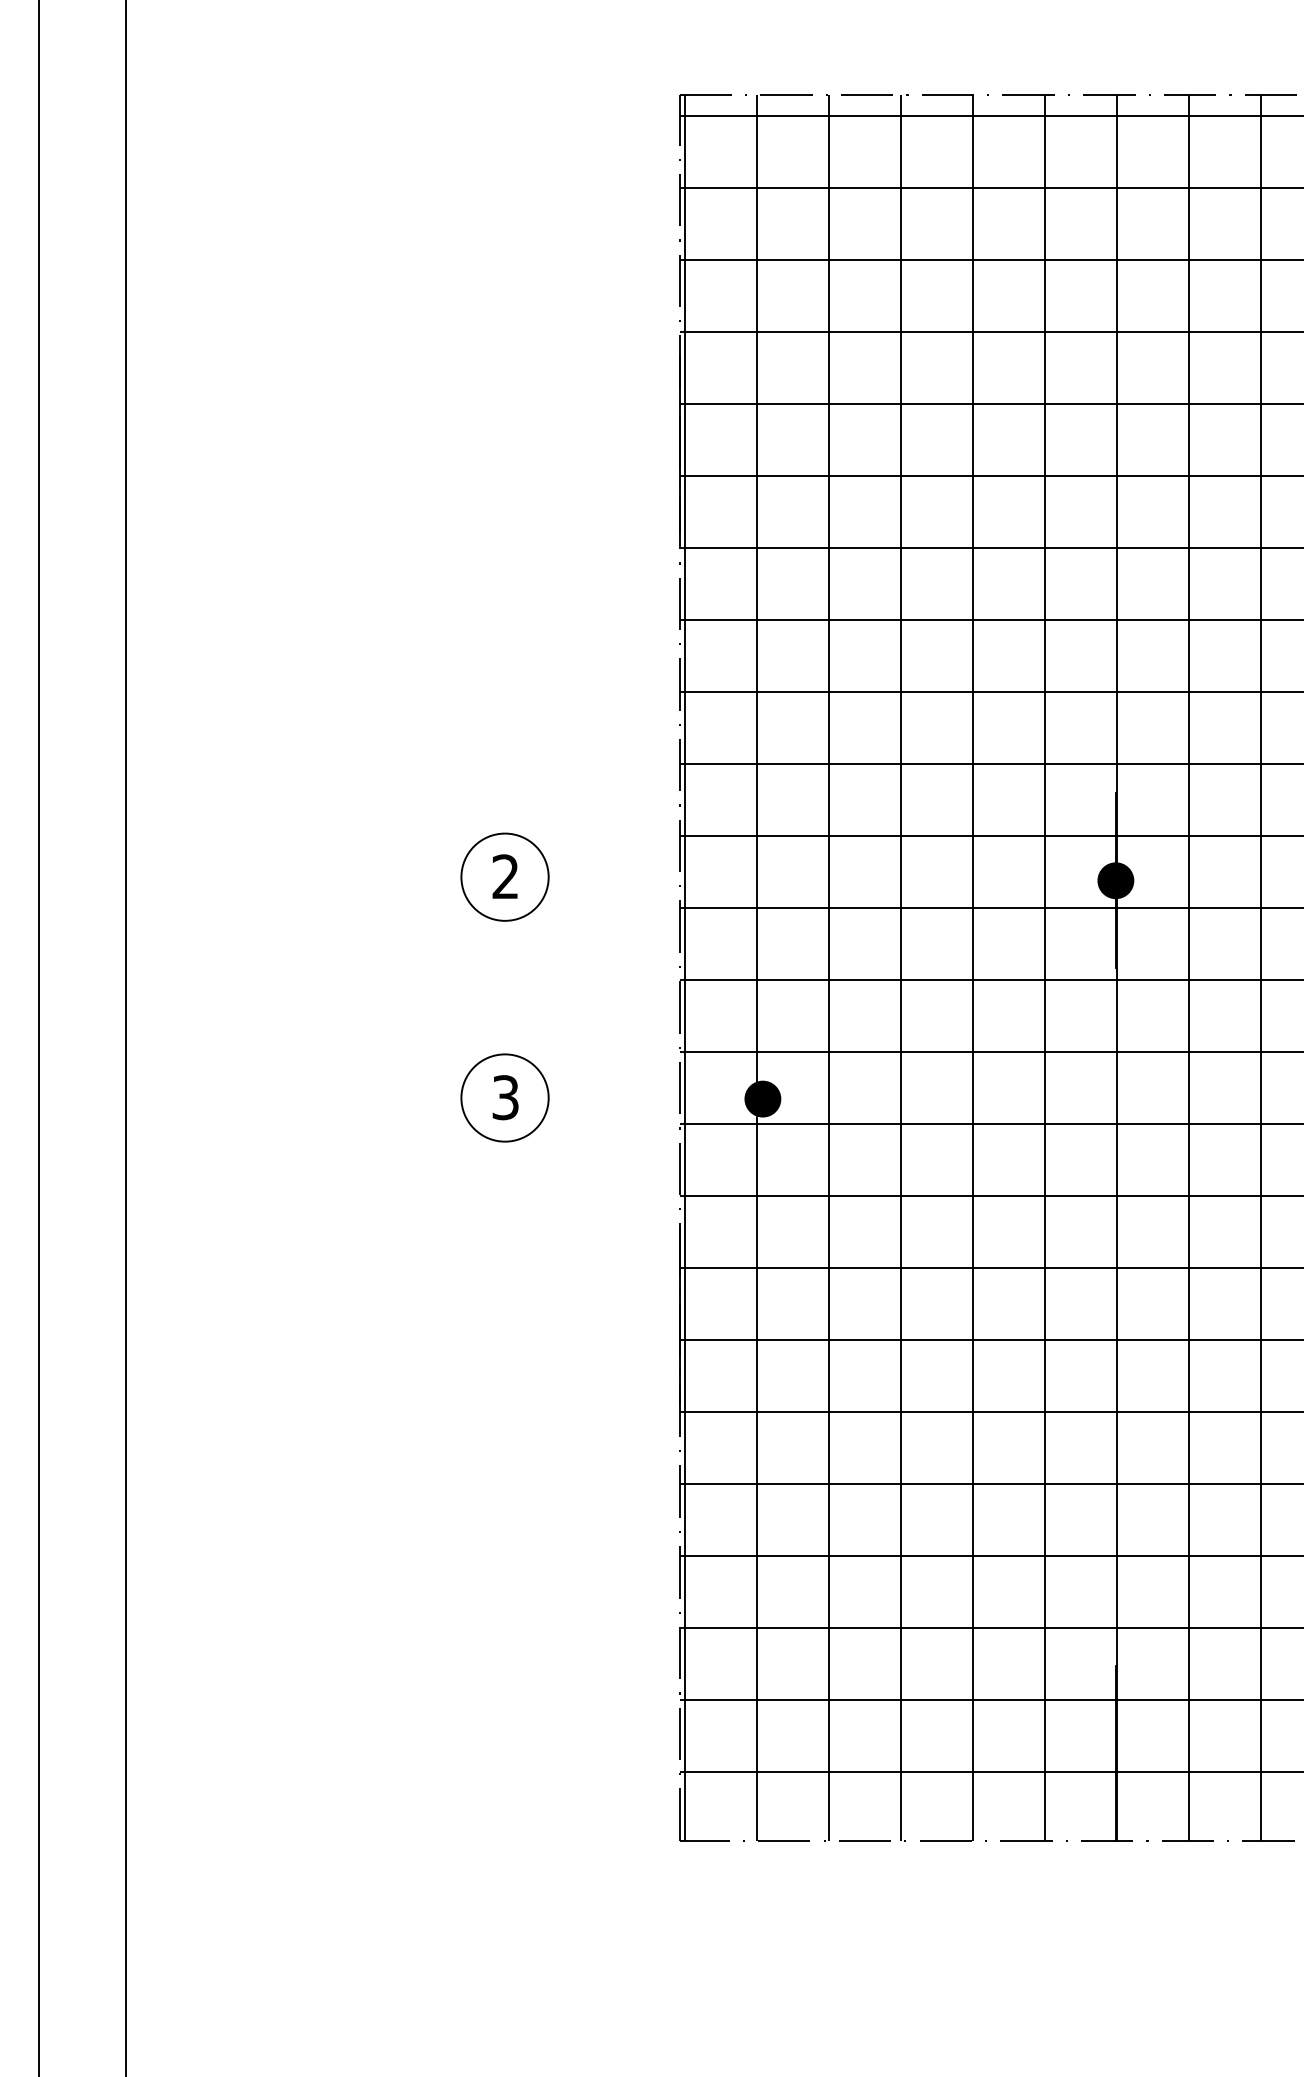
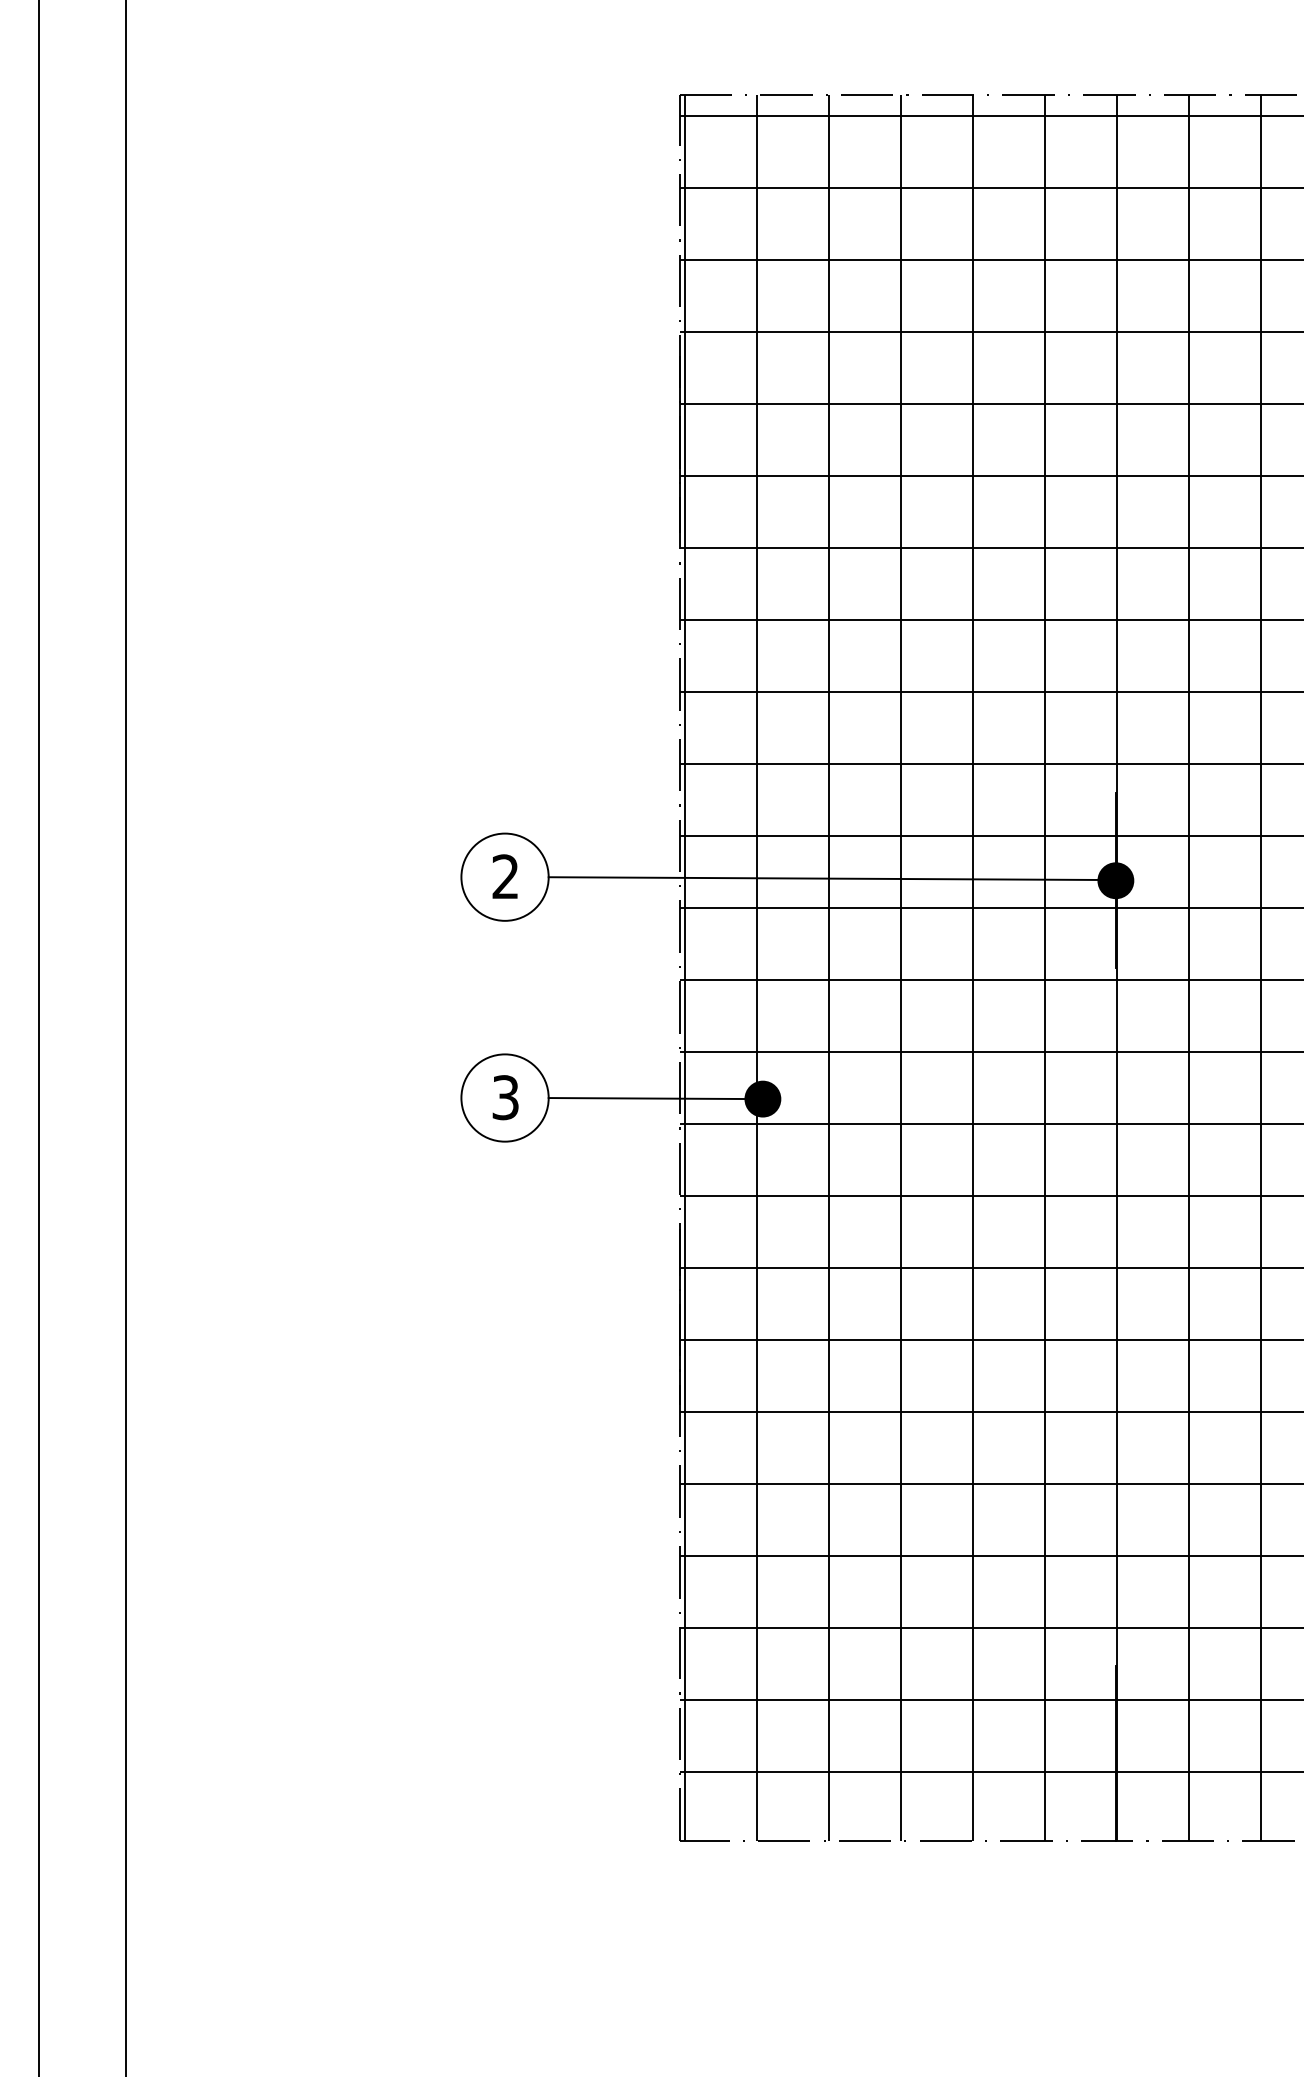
line: none -> present (823, 878)
line: none -> present (646, 1098)
